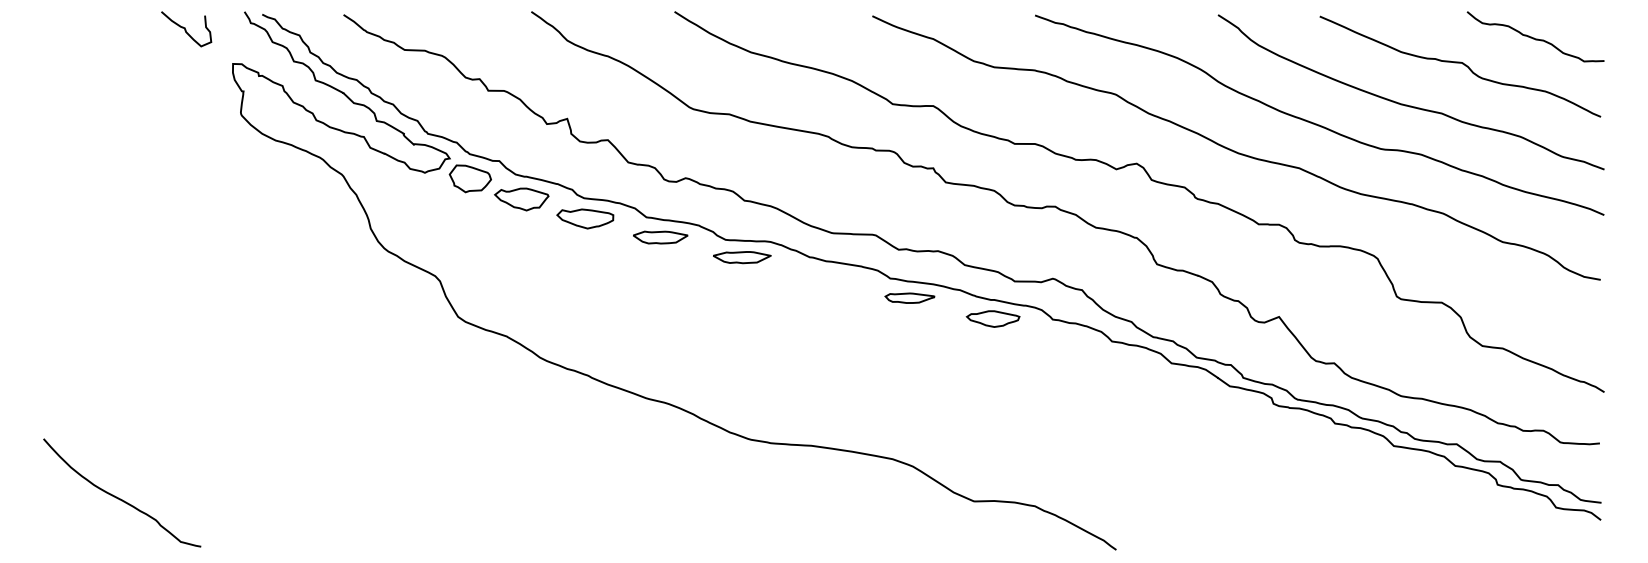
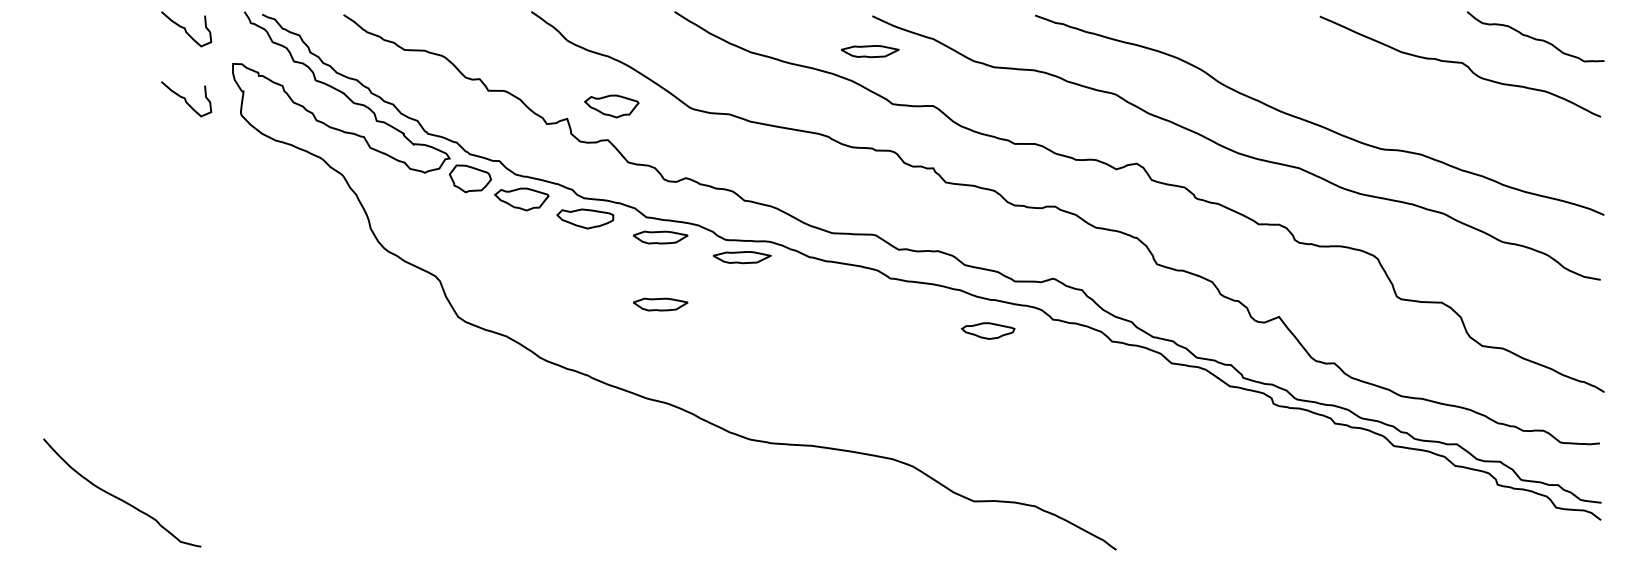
part: none -> present (870, 51)
curve: none -> present (186, 99)
curve: present -> none (1407, 104)
part: none -> present (611, 106)
part: present -> none (909, 297)
part: none -> present (660, 304)
part position: (992, 318) -> (987, 330) (987, 330)
